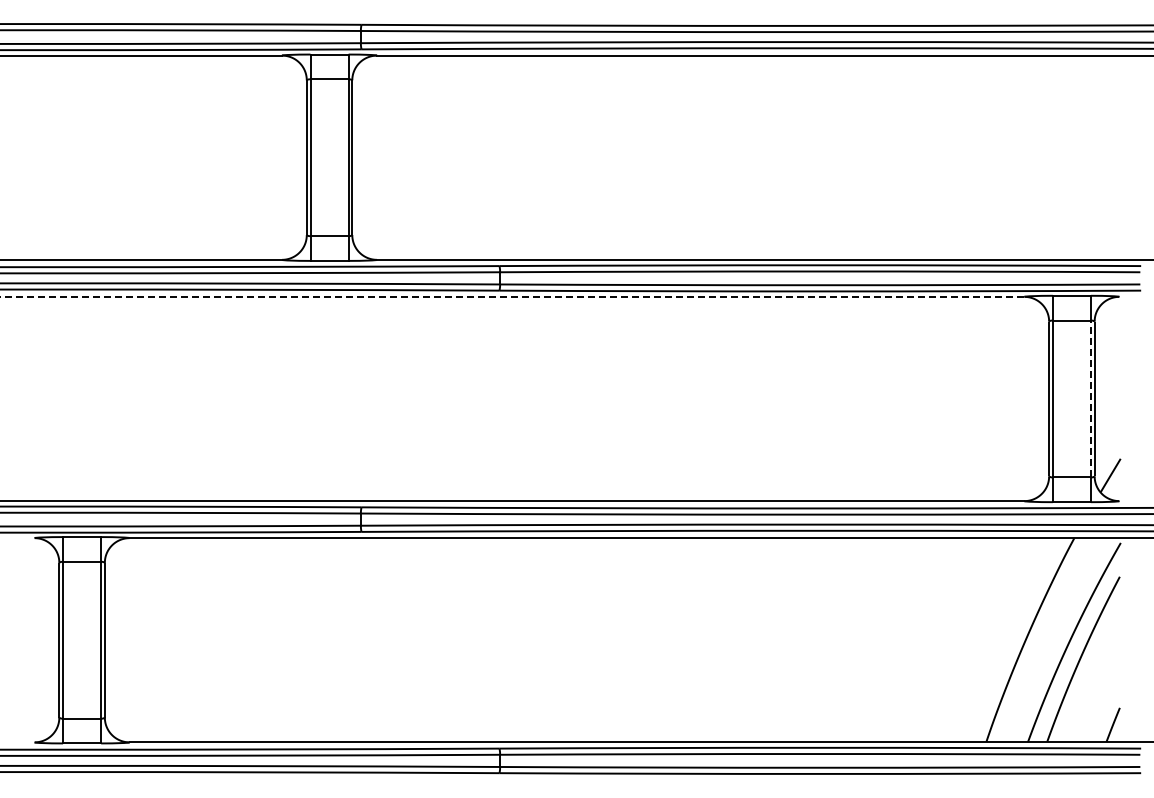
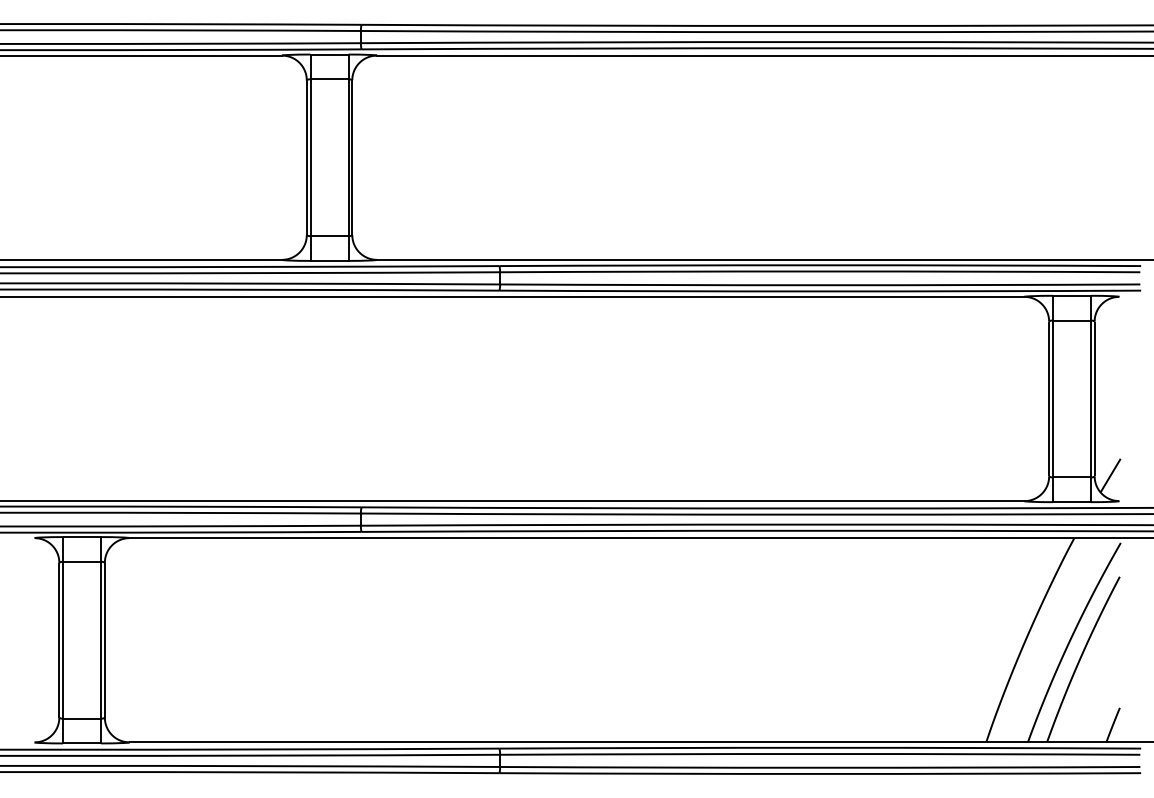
line: dashed -> solid (512, 296)
line: dashed -> solid (1090, 398)
